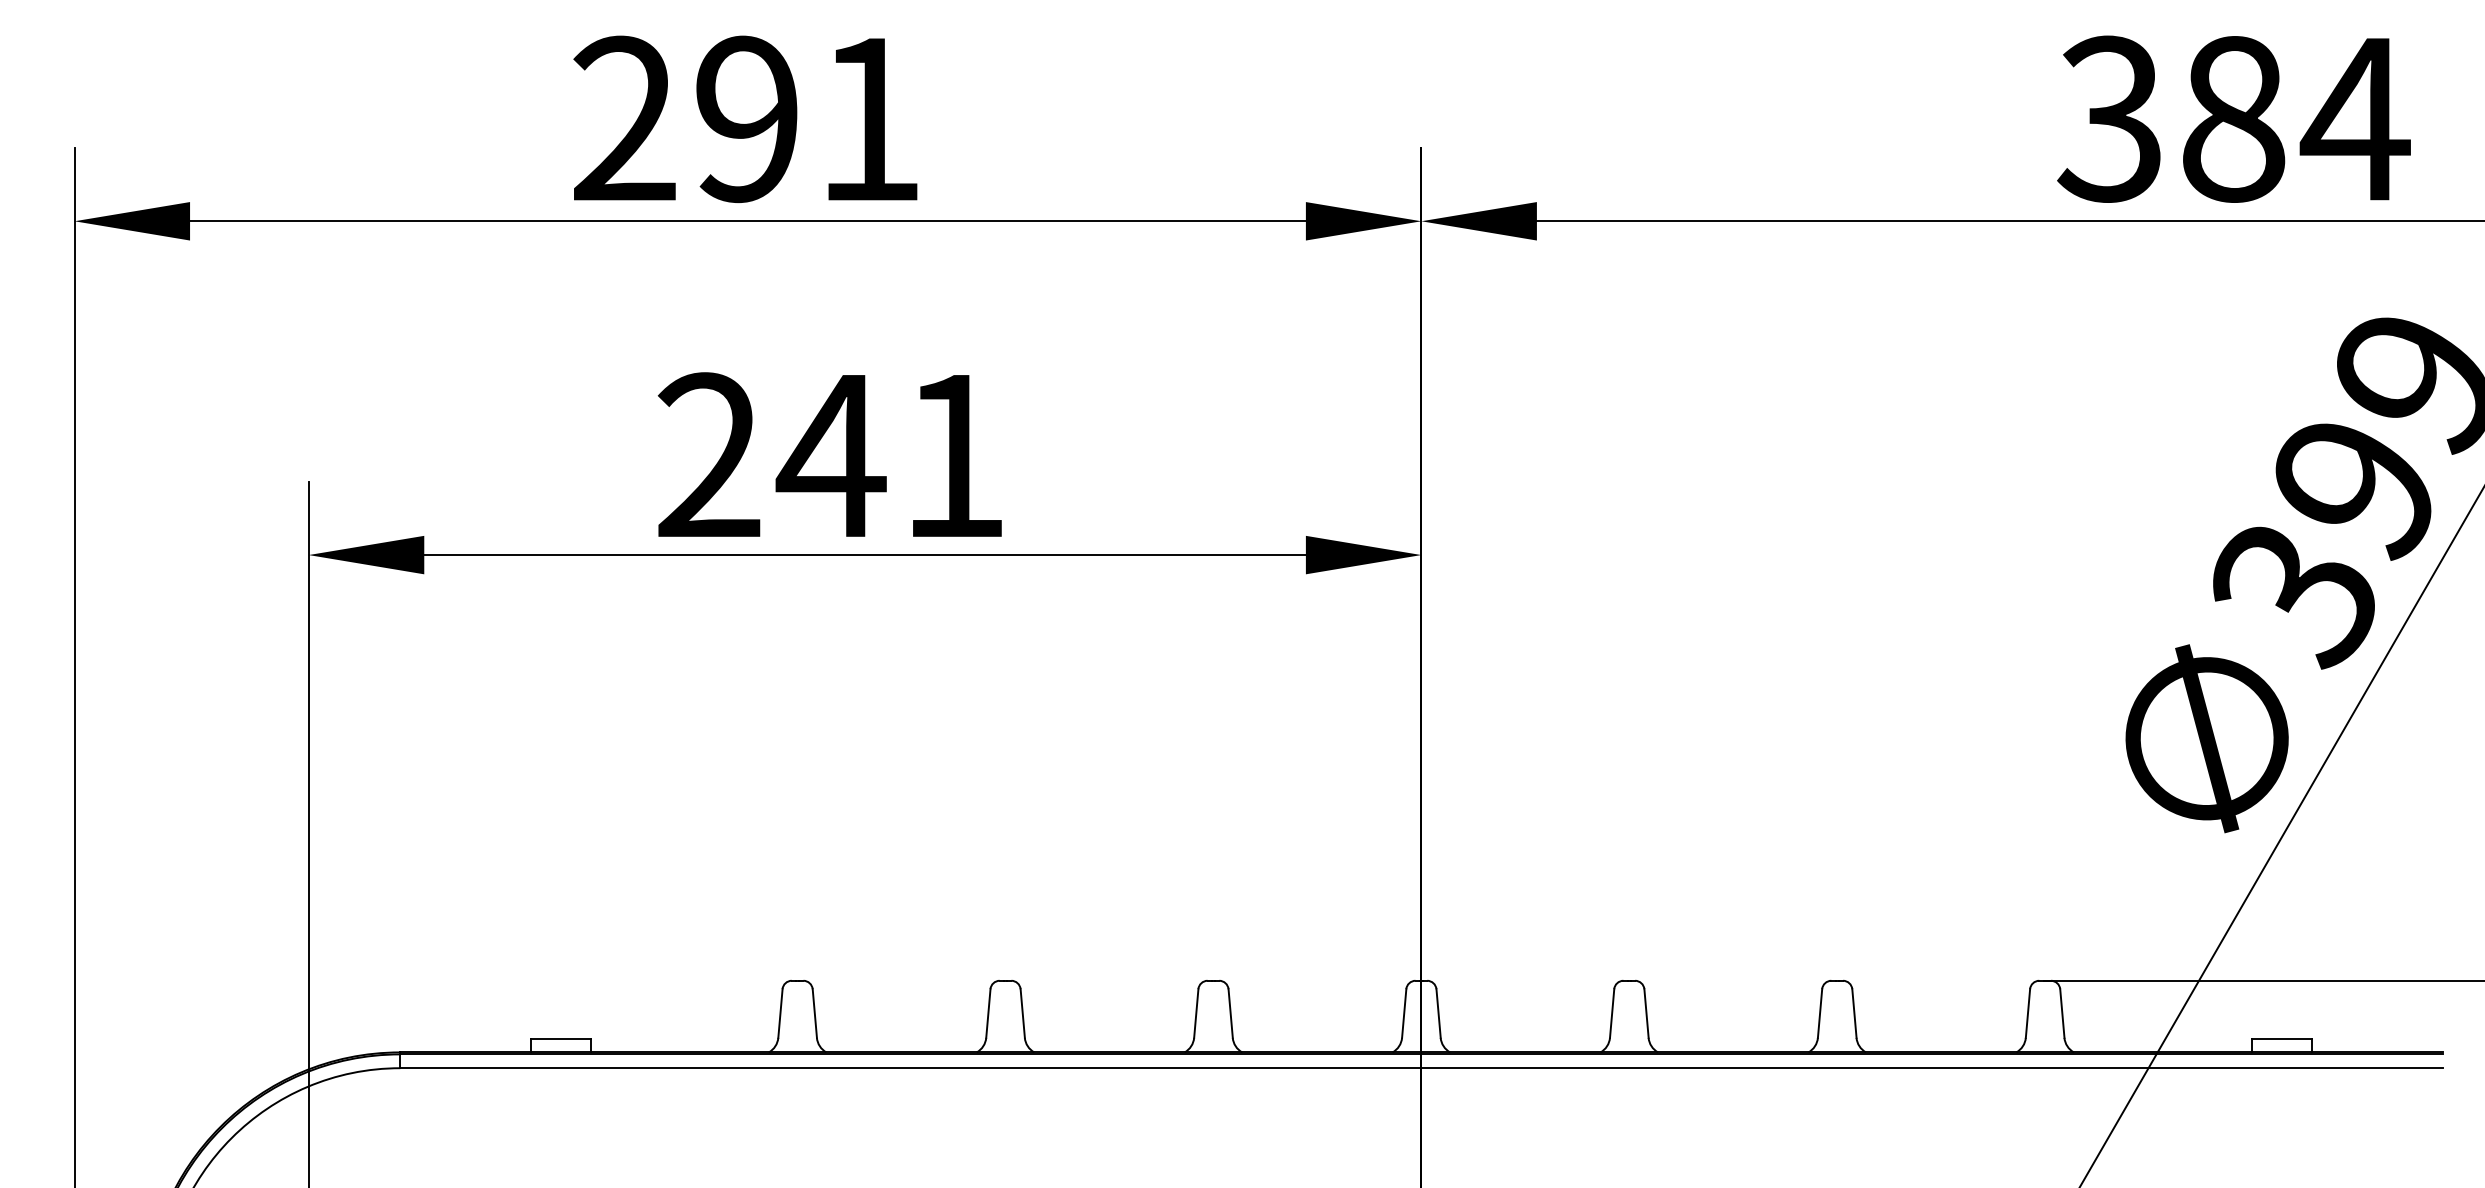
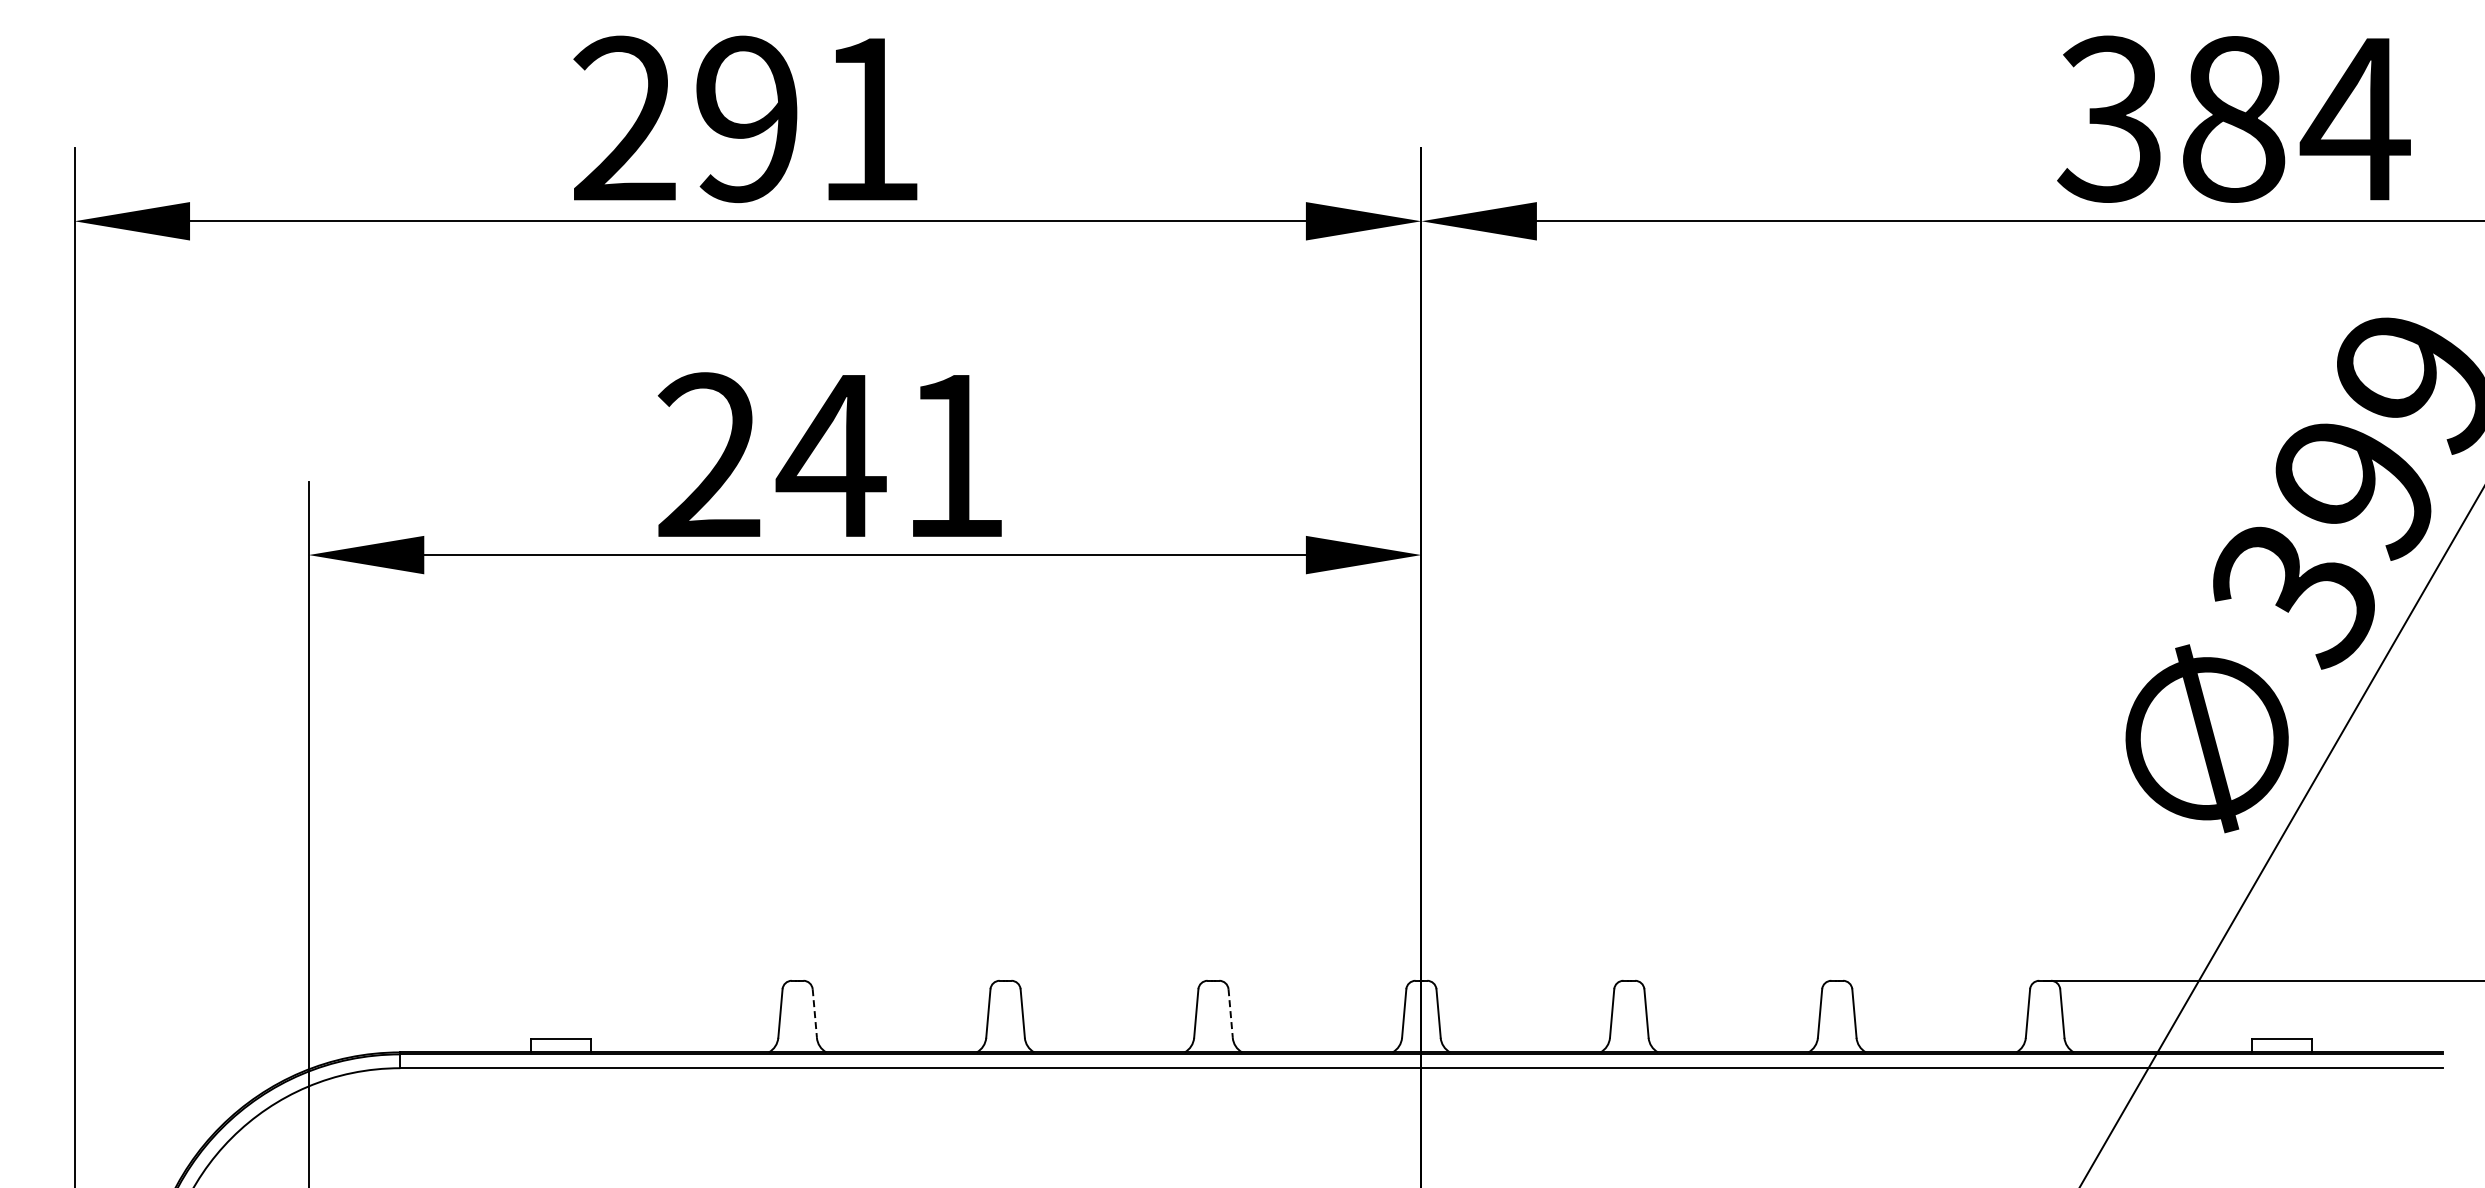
line: solid -> dashed (814, 1014)
line: solid -> dashed (1230, 1014)
